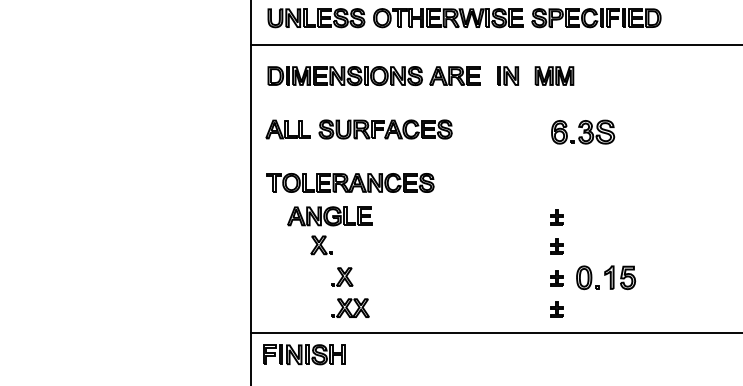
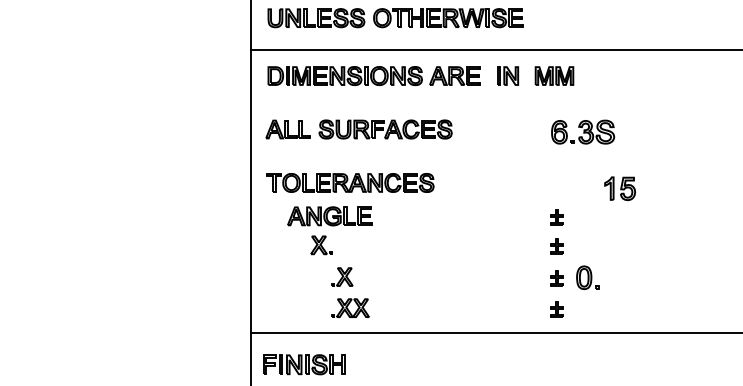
part: present -> none (596, 18)
line position: (494, 44) -> (494, 49) (494, 49)
part position: (620, 277) -> (620, 188) (620, 188)
part position: (304, 354) -> (304, 364) (304, 364)
